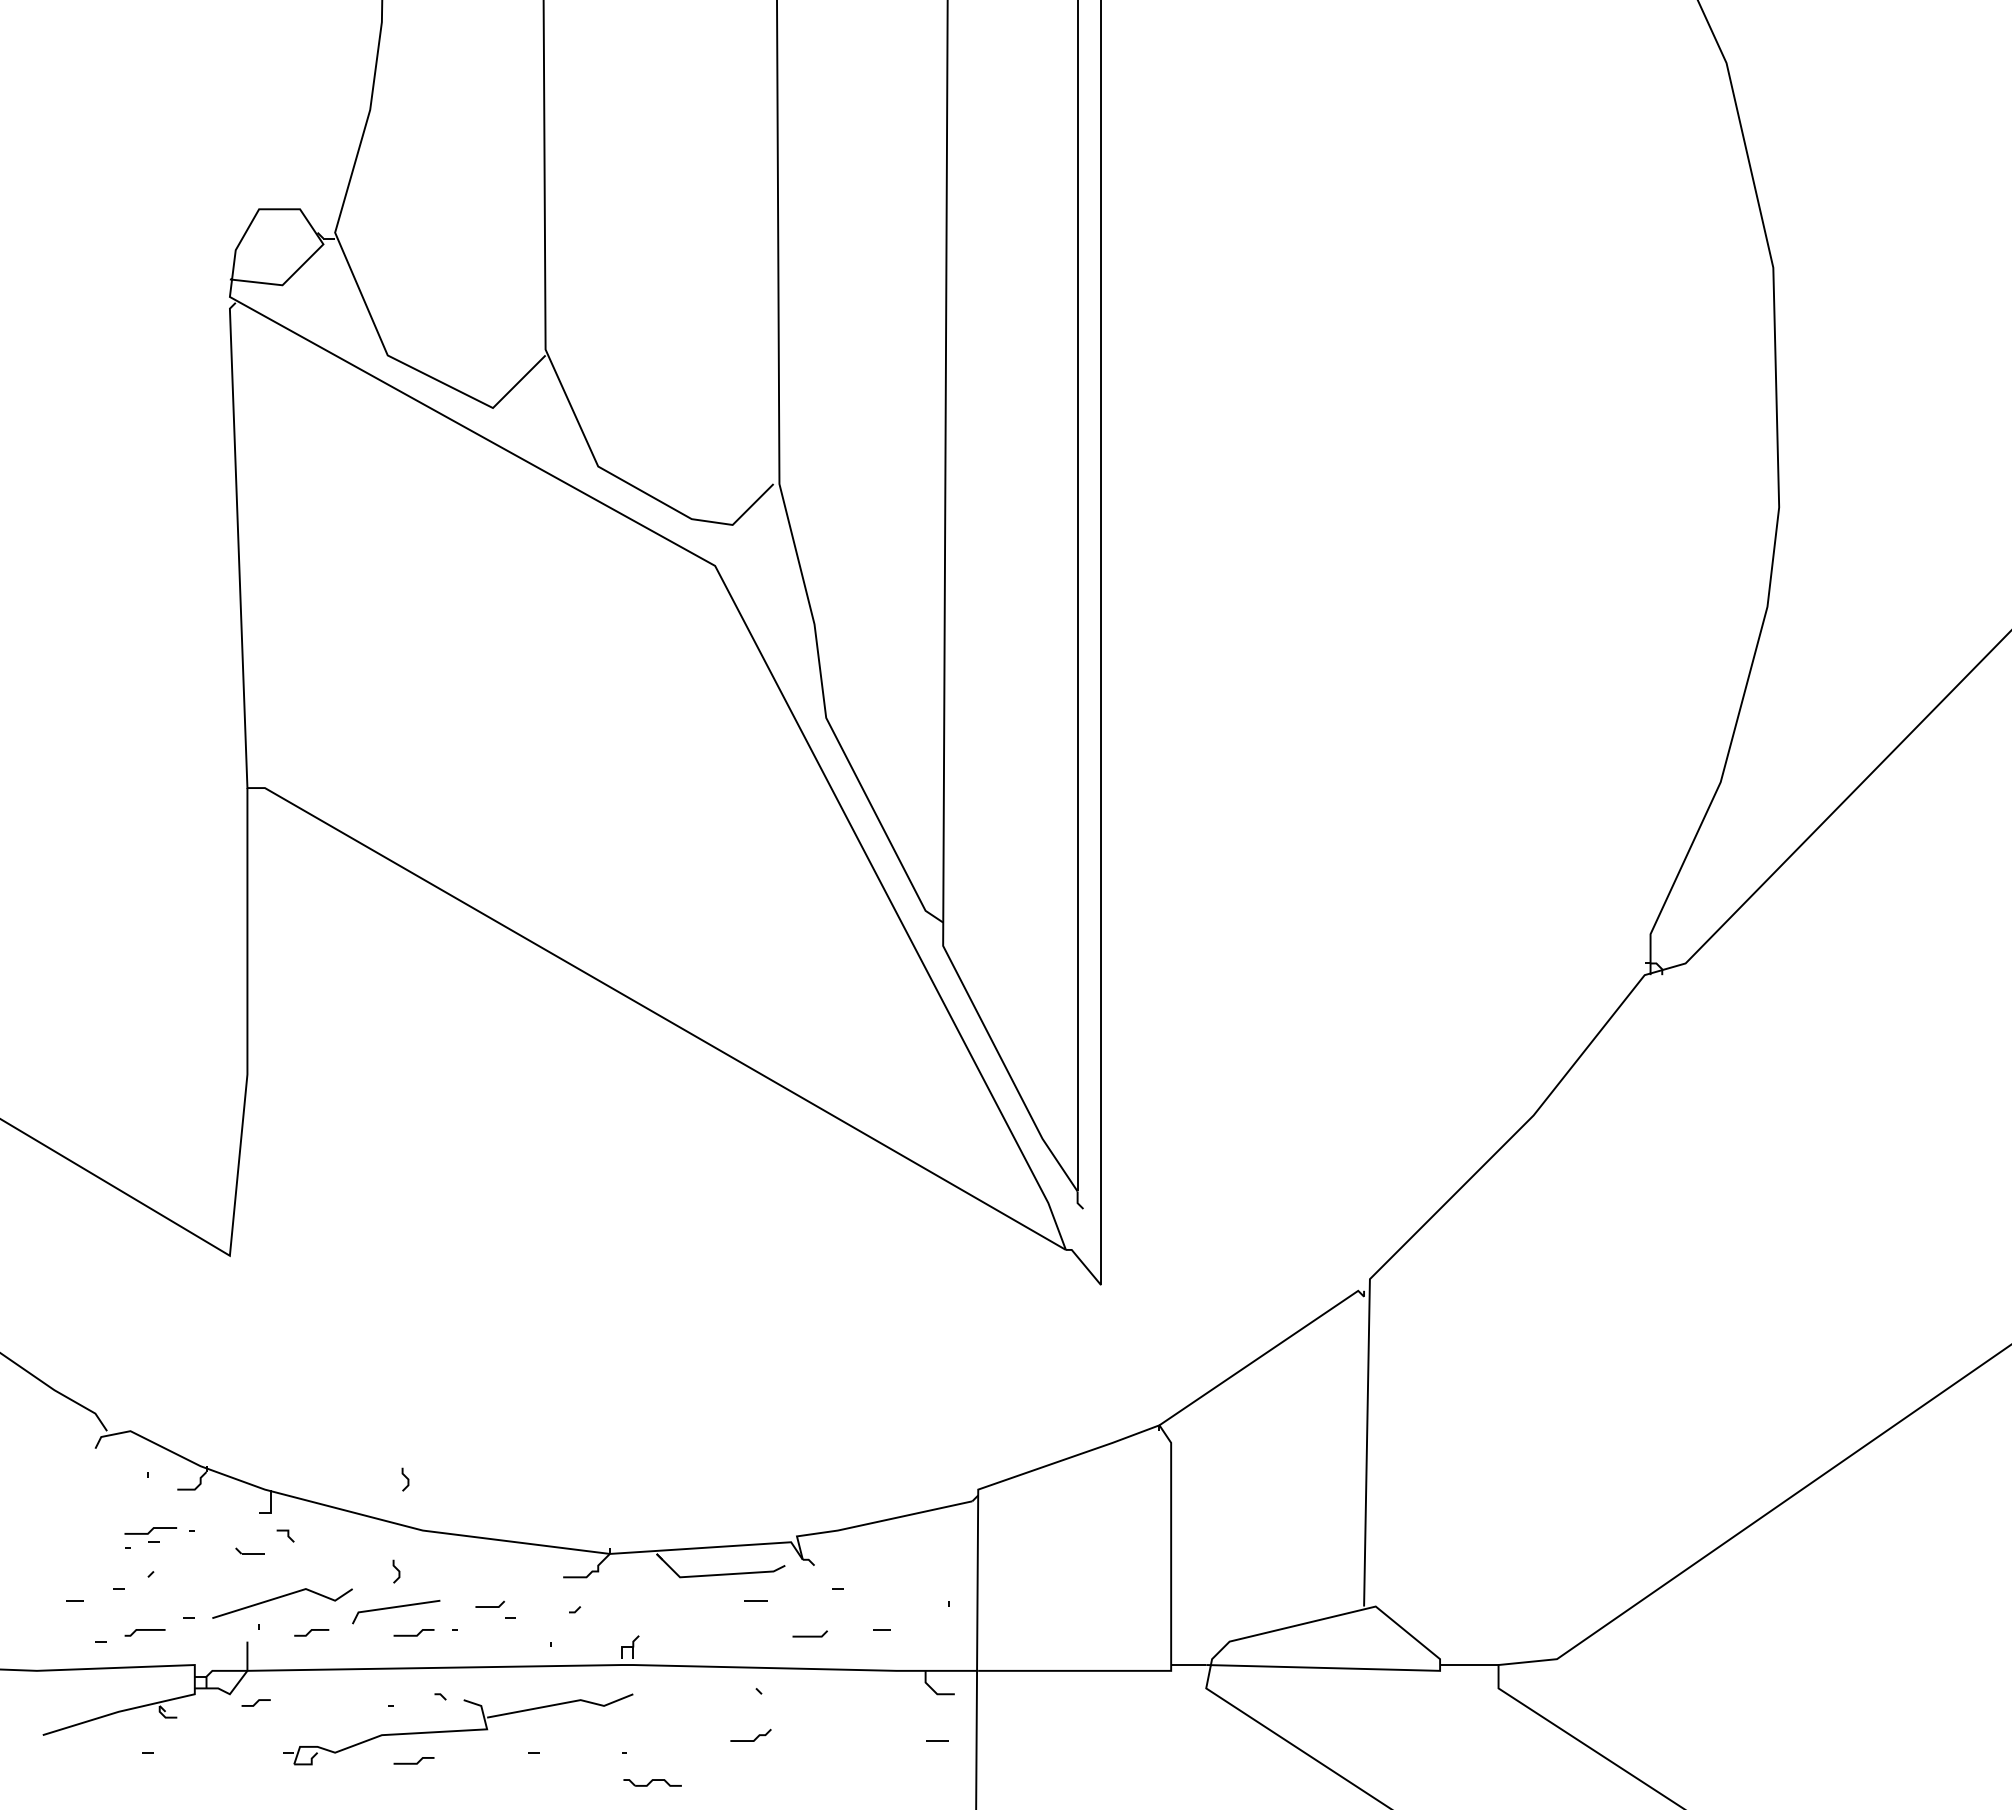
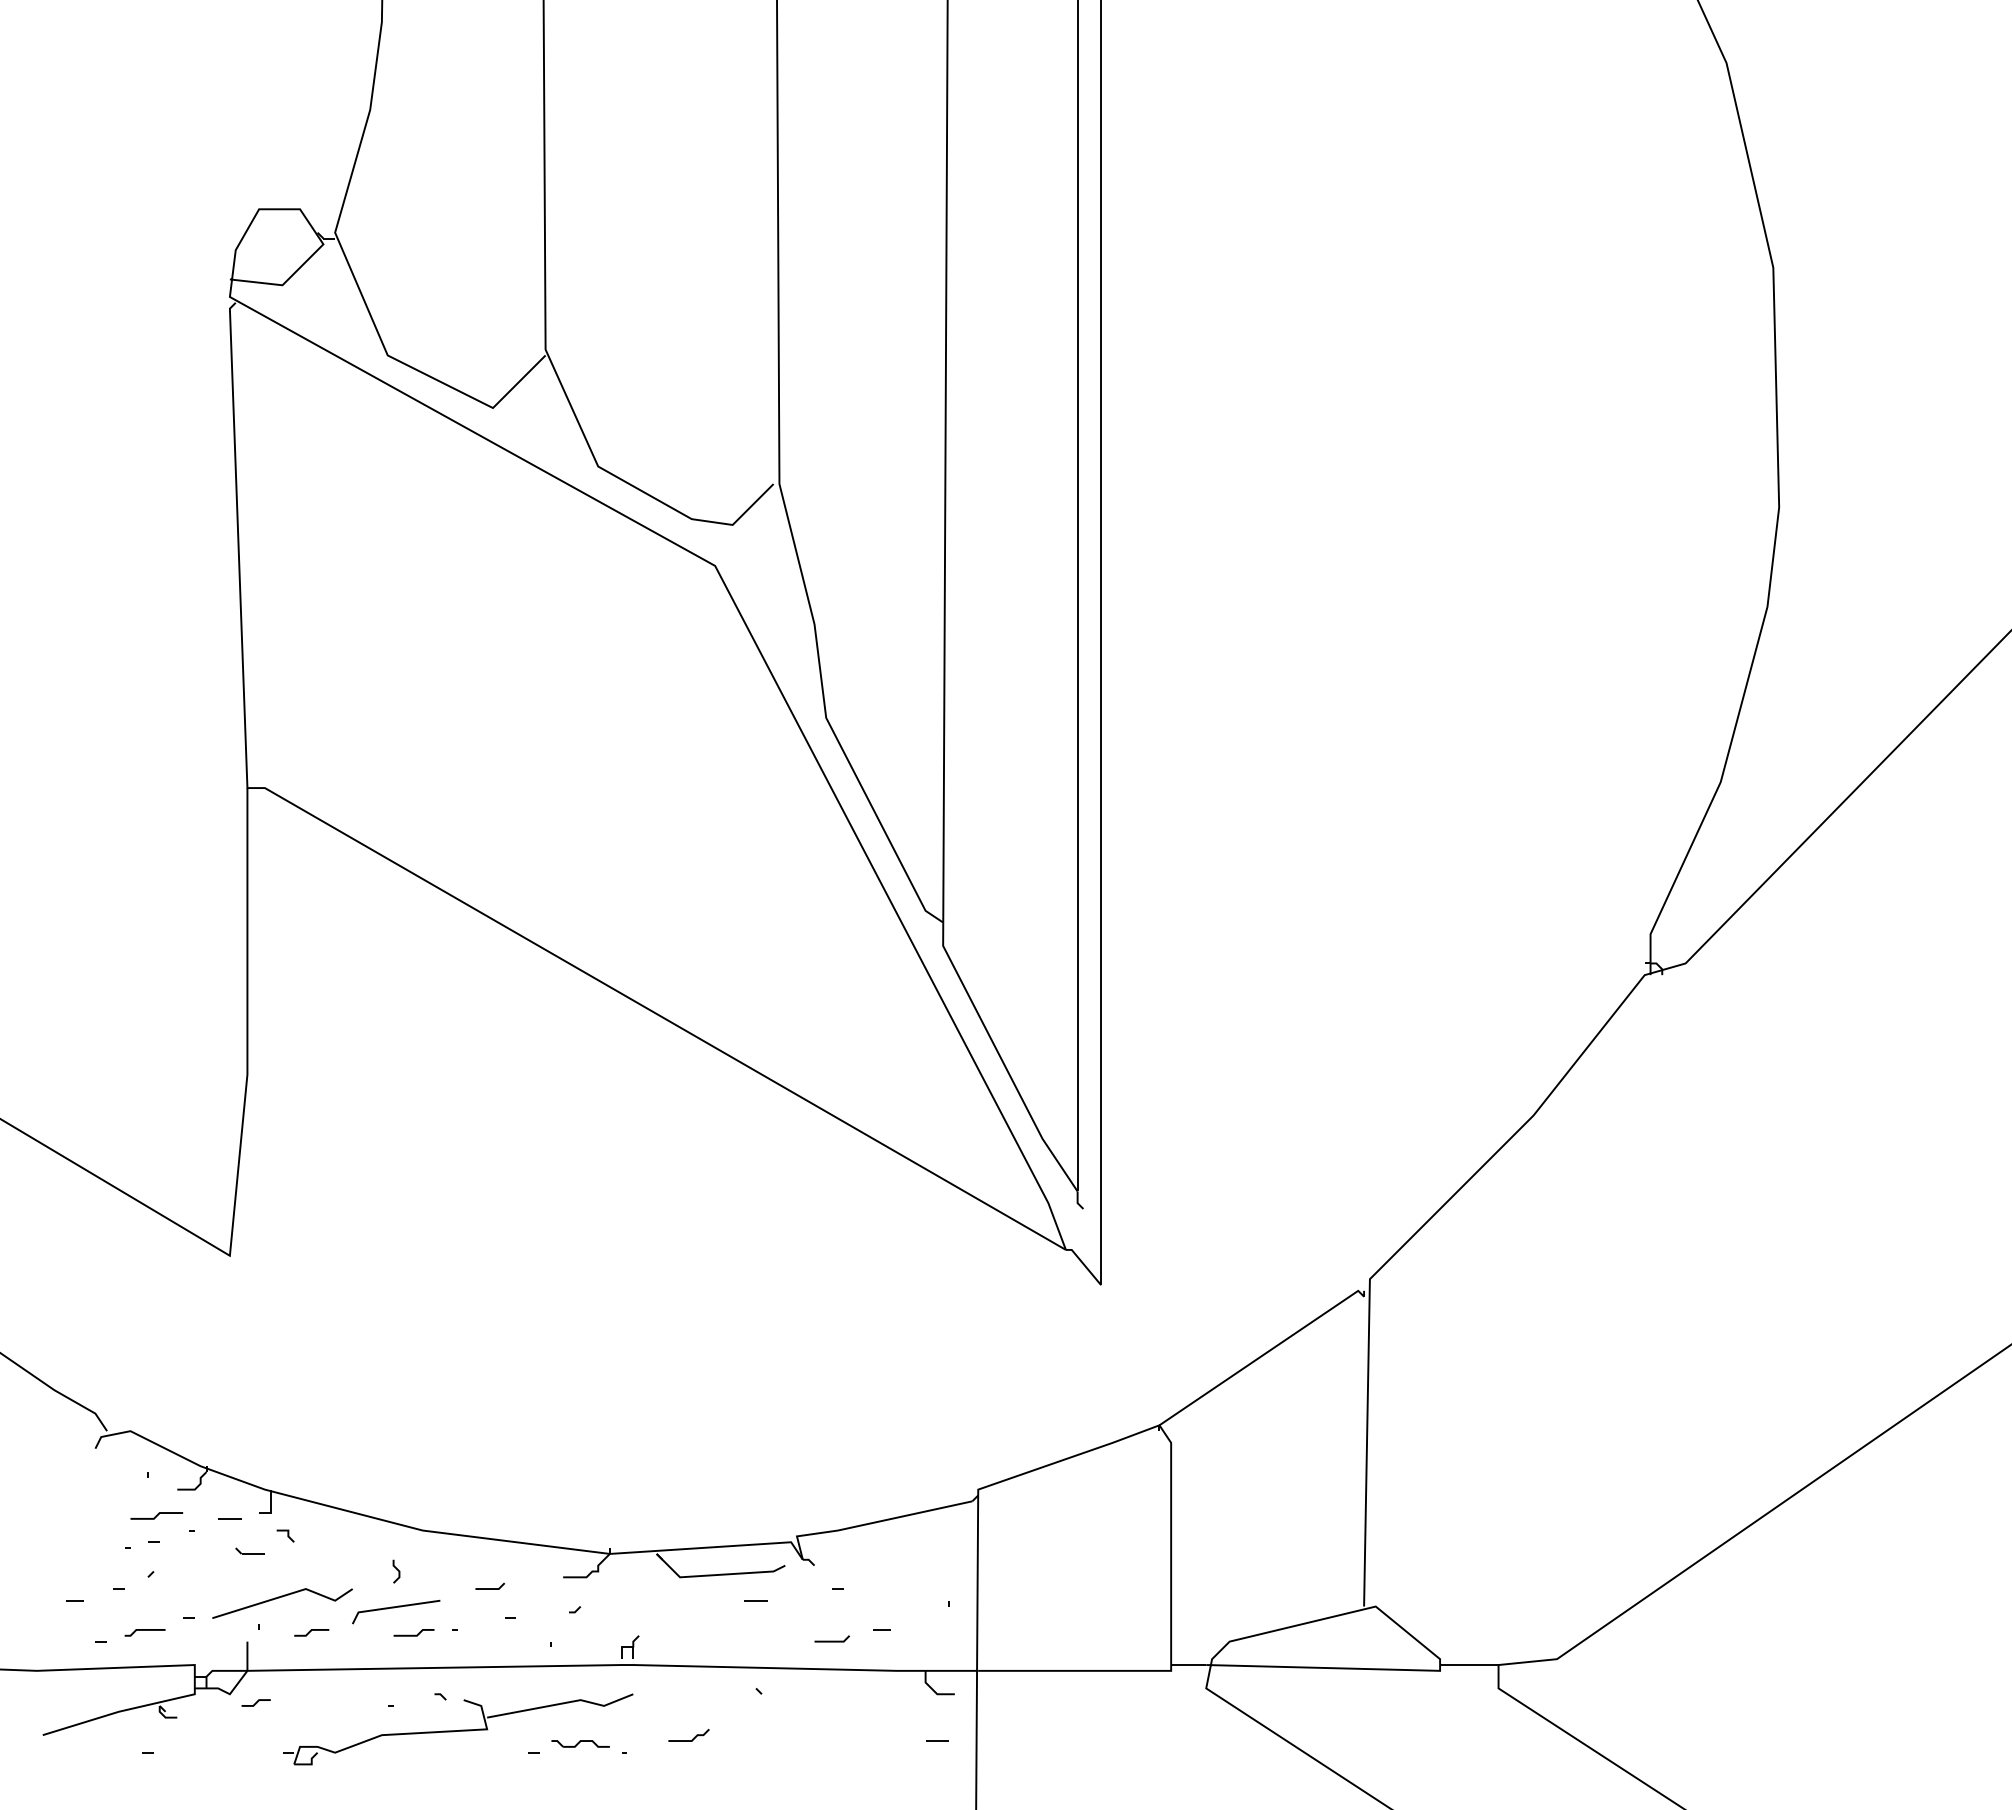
line: present -> none (406, 1478)
line: none -> present (229, 1518)
line position: (150, 1530) -> (156, 1515) (156, 1515)
line position: (489, 1606) -> (489, 1588) (489, 1588)
line position: (809, 1635) -> (831, 1640) (831, 1640)
line position: (754, 1738) -> (692, 1738) (692, 1738)
line: present -> none (413, 1762)
part position: (652, 1782) -> (580, 1743) (580, 1743)
